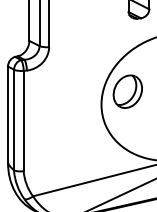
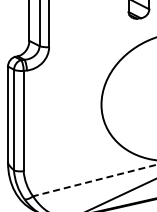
part: present -> none (127, 91)
line: solid -> dashed (94, 180)
